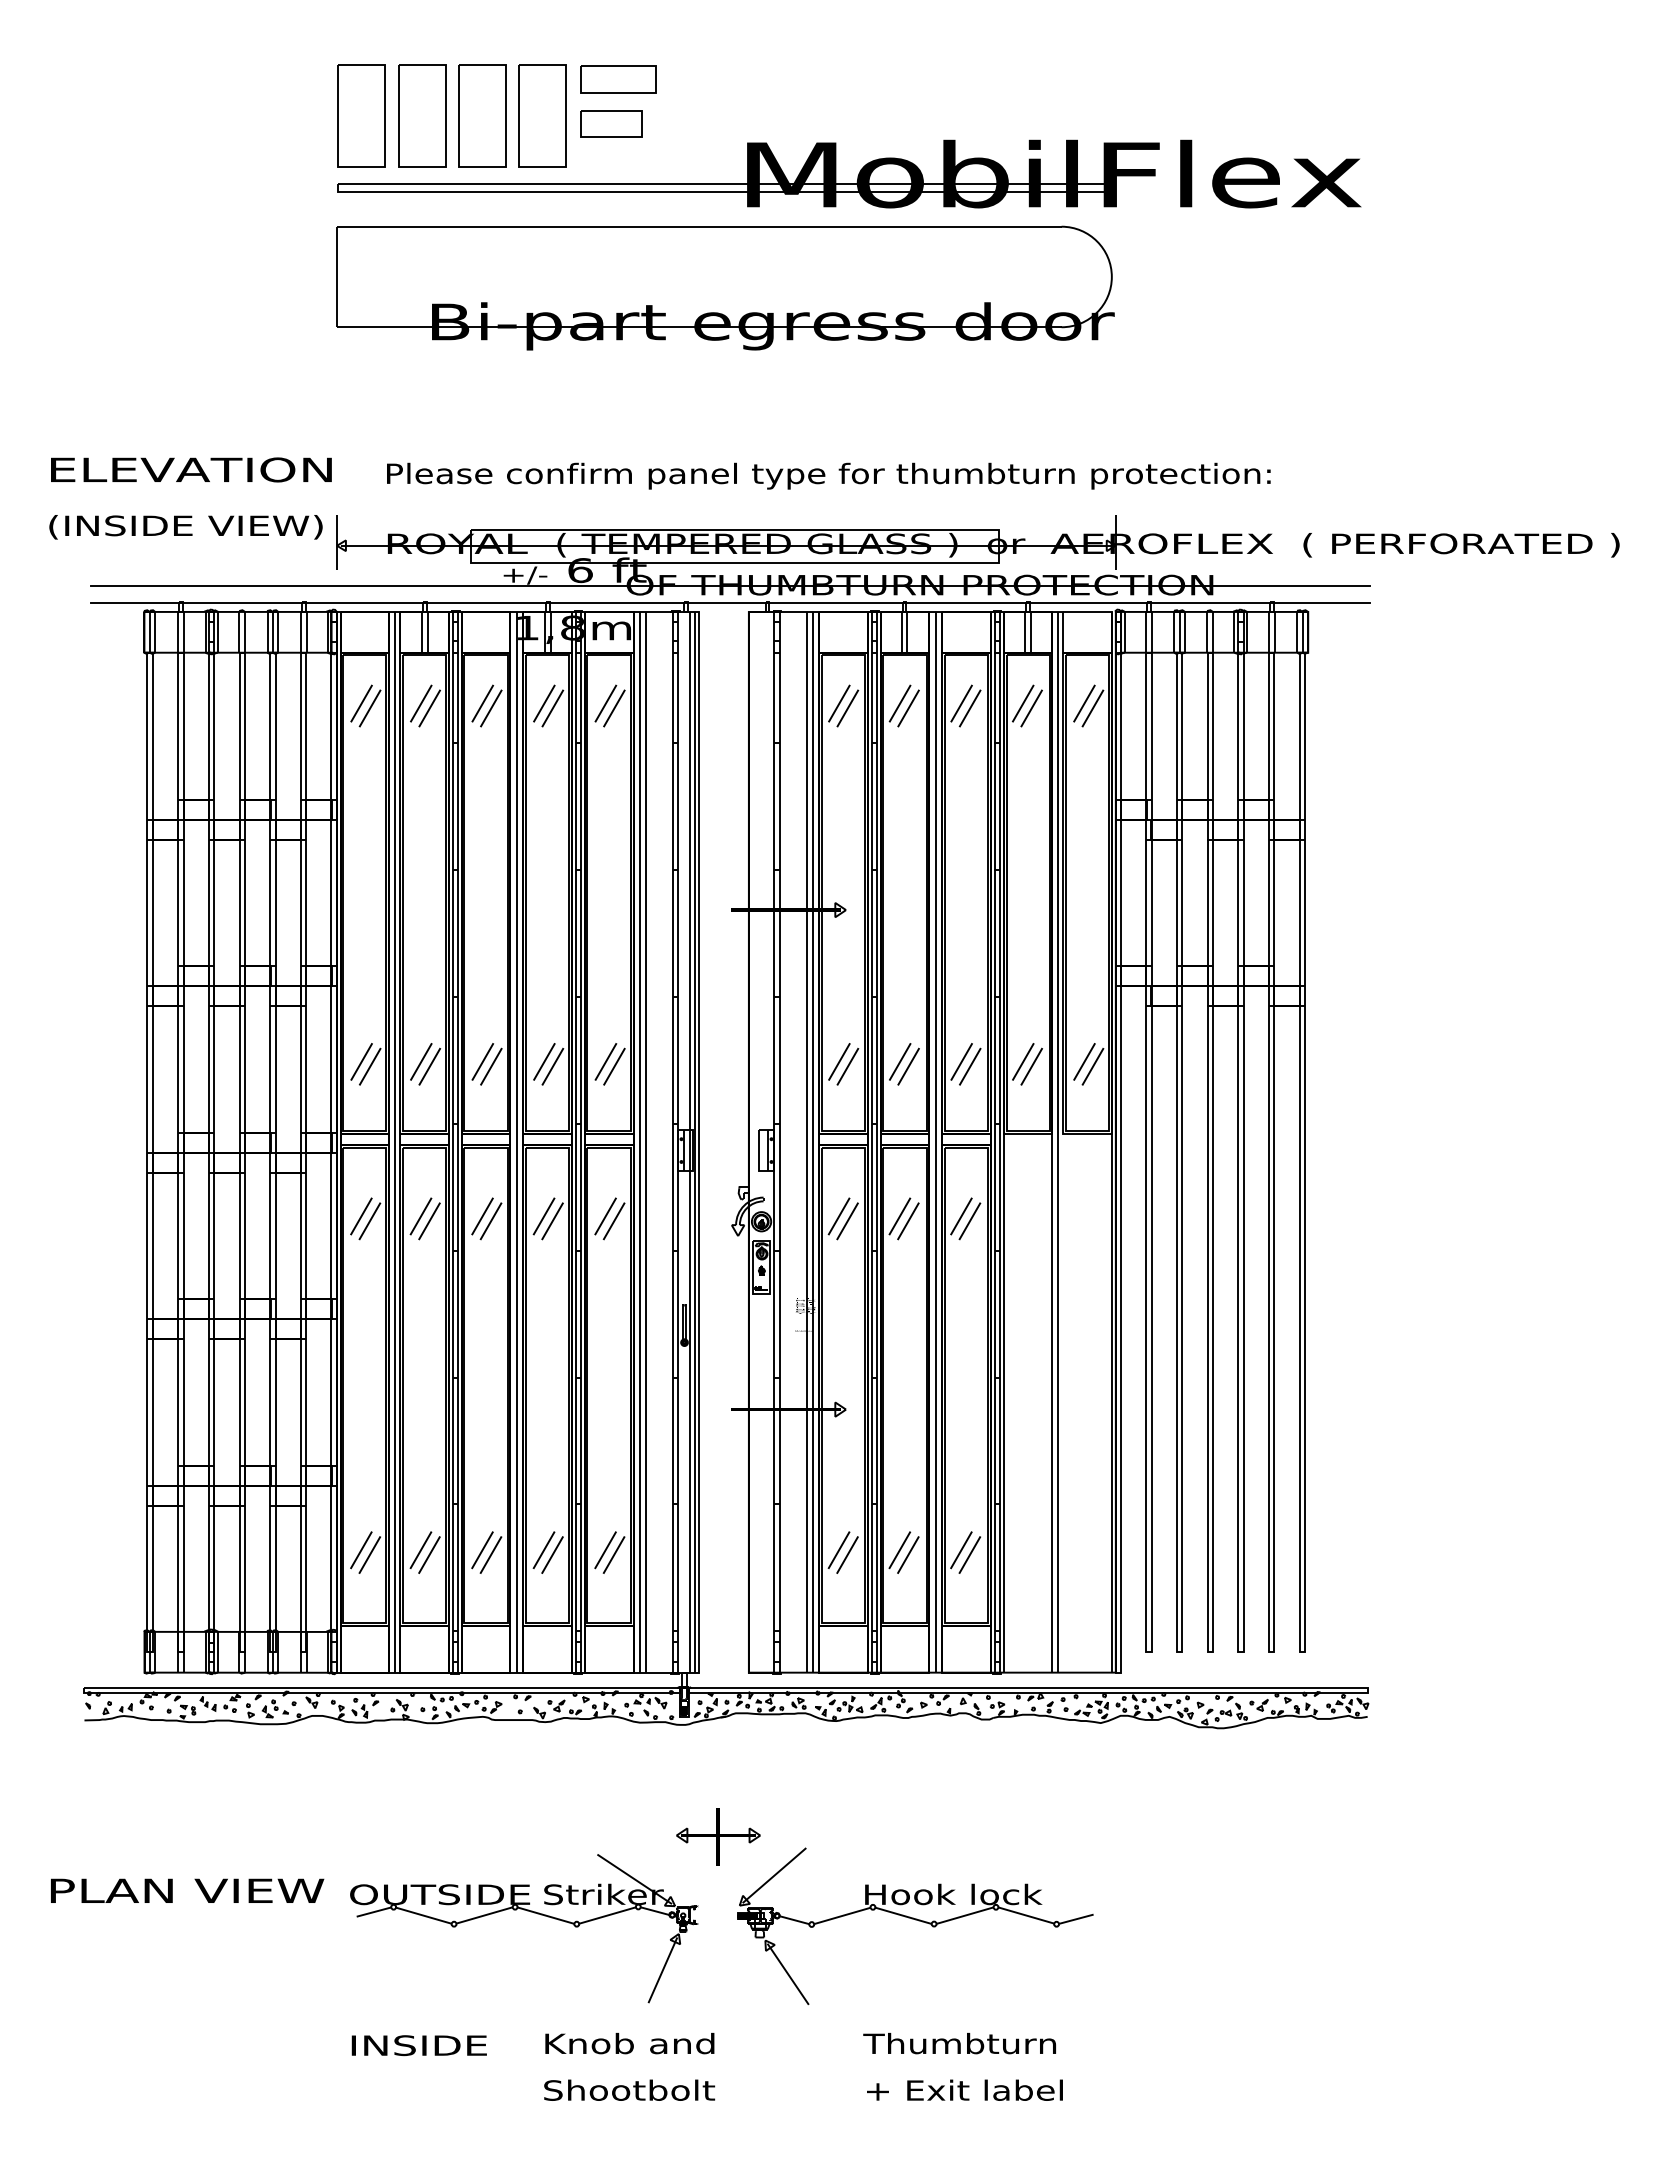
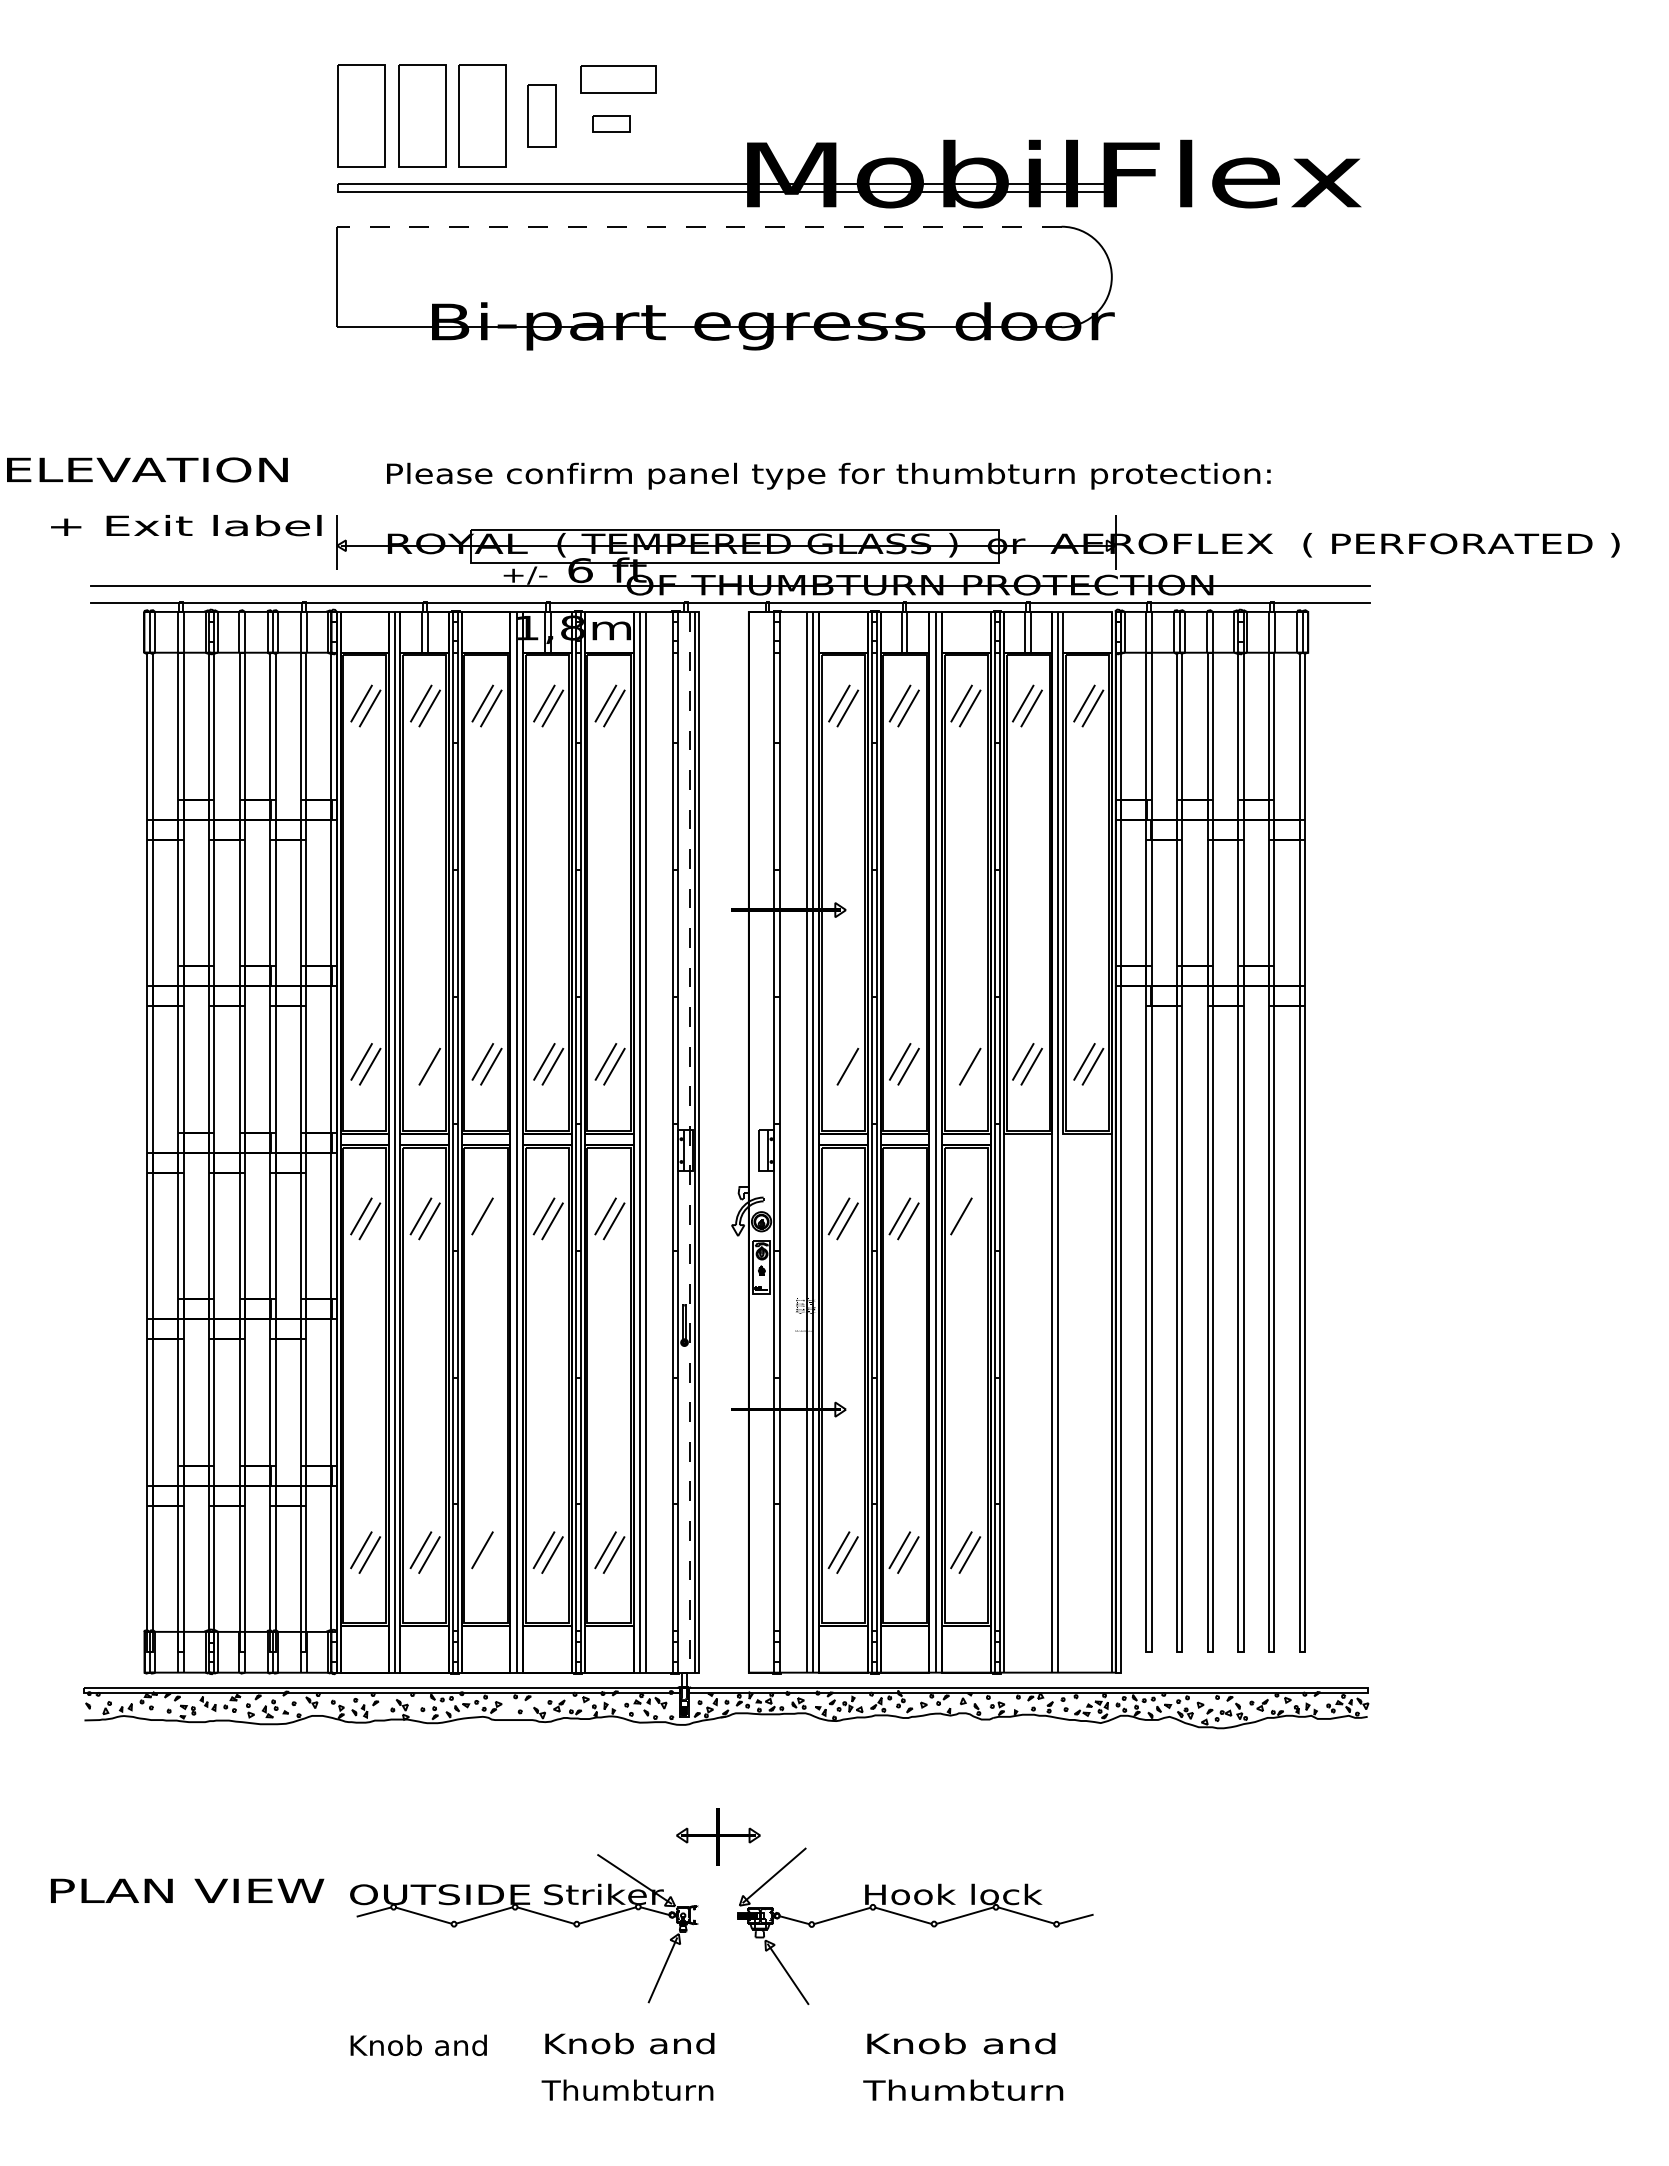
part size: 49x104 px -> 30x64 px (541, 115)
part size: 63x28 px -> 39x18 px (611, 123)
line: solid -> dashed (698, 226)
text position: (191, 469) -> (147, 469) (147, 469)
text: (INSIDE VIEW) -> + Exit label (185, 527)
line: present -> none (421, 1061)
line: present -> none (839, 1061)
line: present -> none (961, 1061)
line: solid -> dashed (690, 1142)
line: present -> none (490, 1221)
line: present -> none (969, 1221)
line: present -> none (490, 1554)
text: Thumbturn -> Knob and (959, 2043)
text: INSIDE -> Knob and (418, 2045)
text: Shootbolt -> Thumbturn (628, 2089)
text: + Exit label -> Thumbturn (963, 2089)
